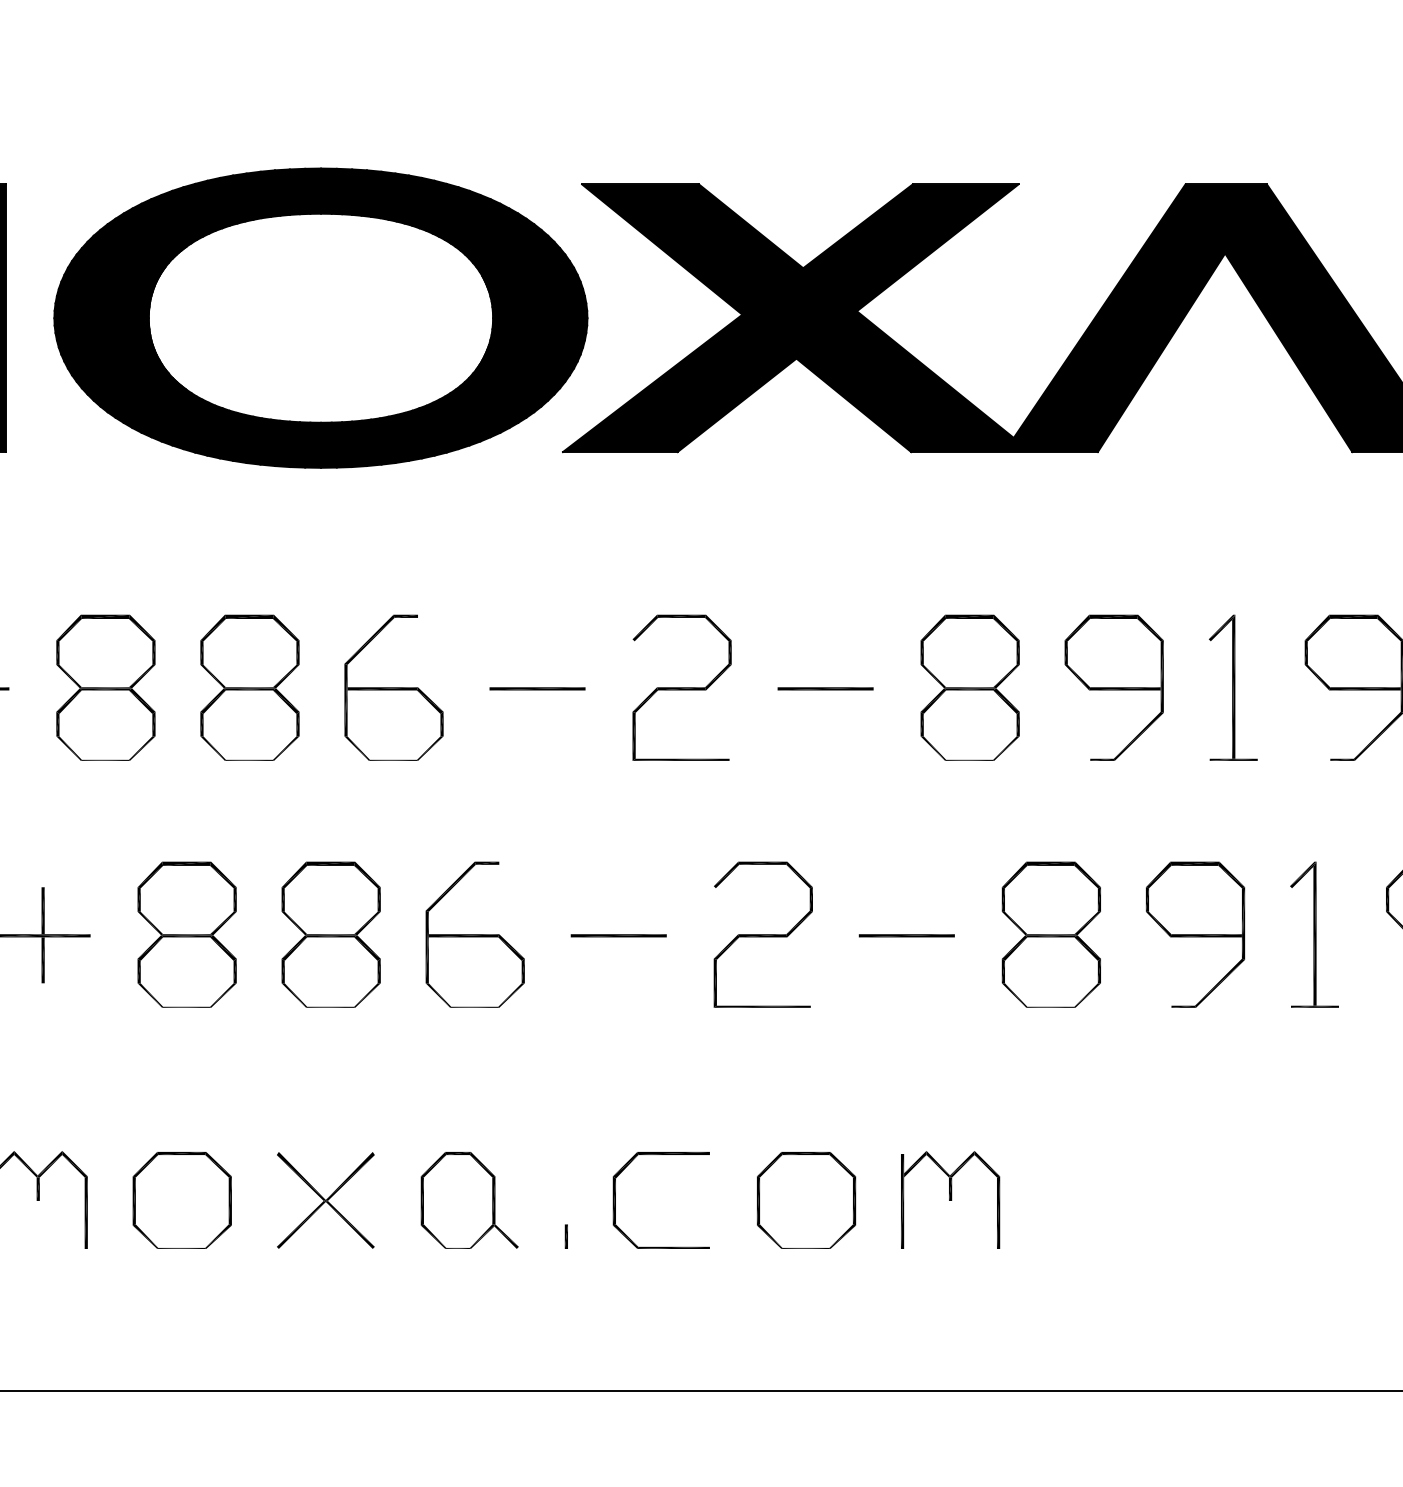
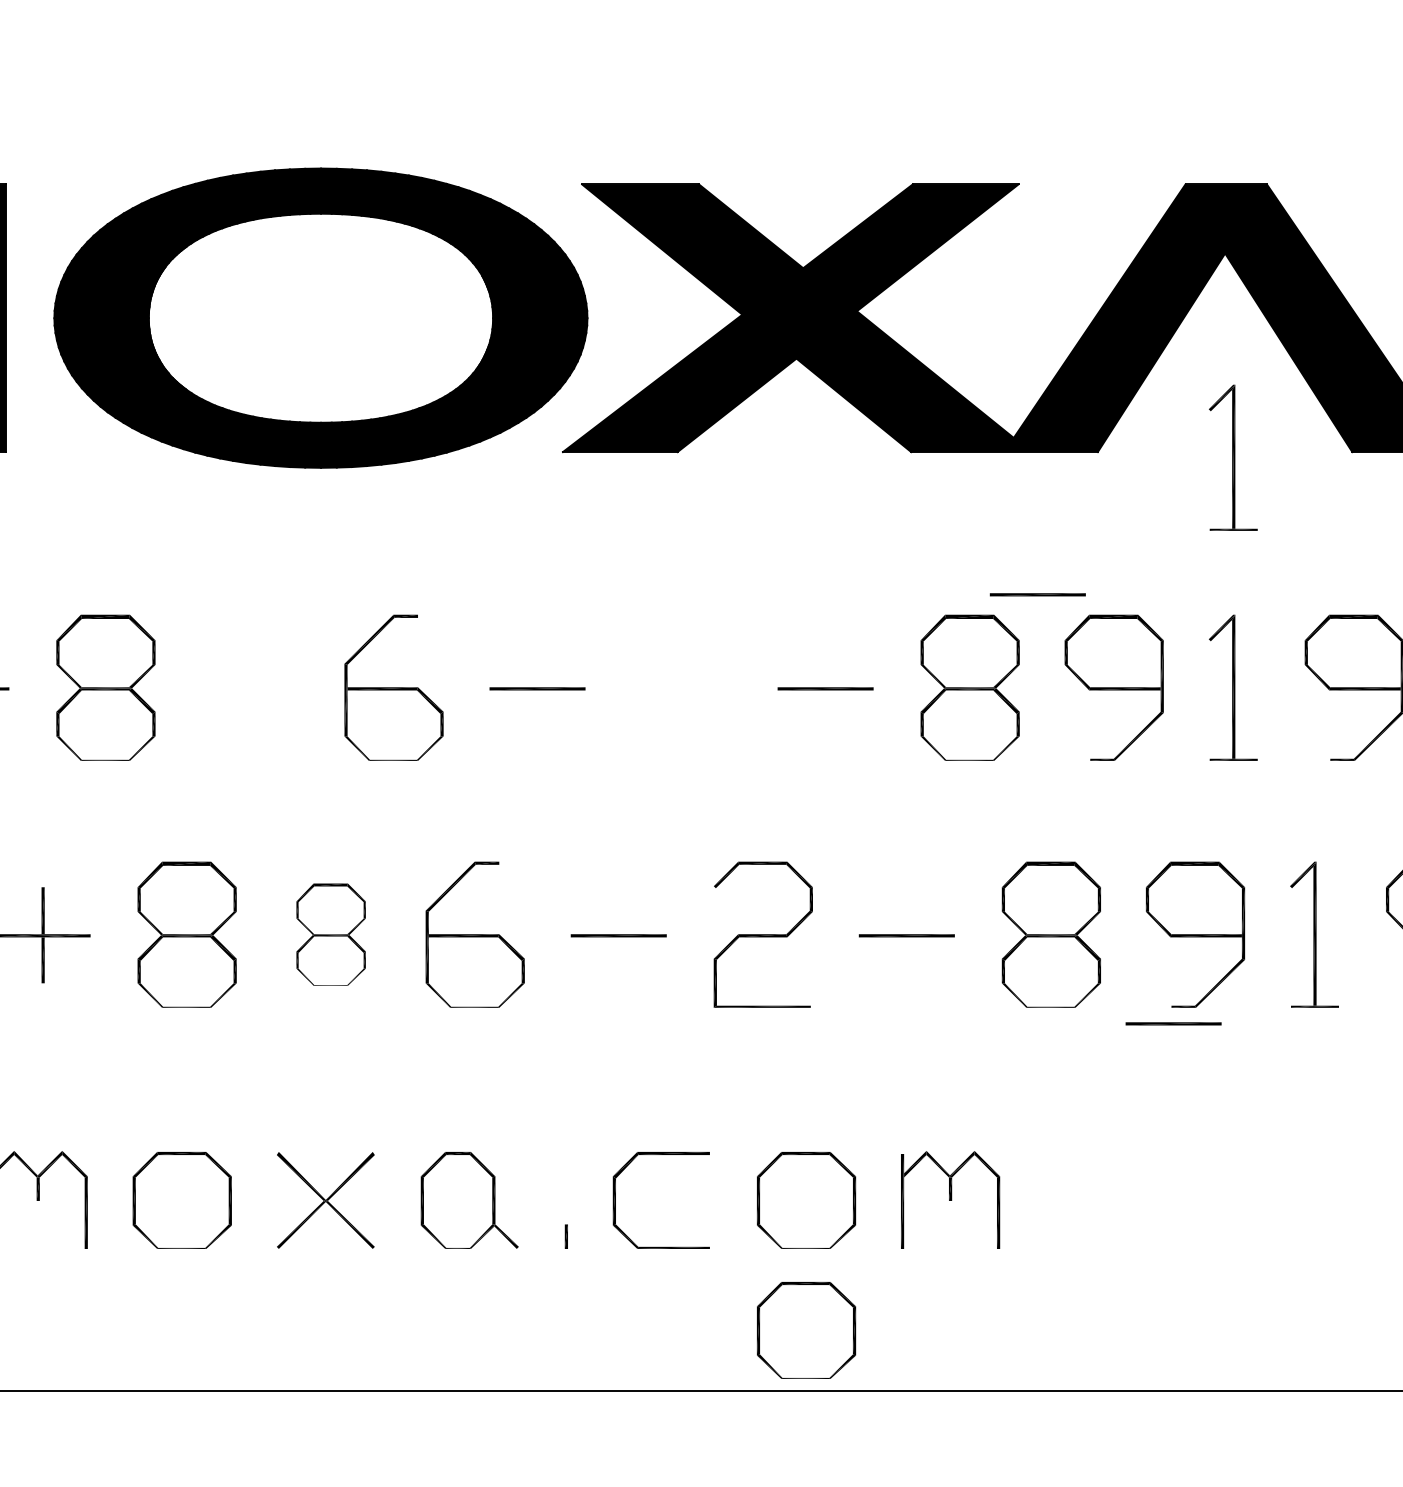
part: none -> present (1233, 457)
line: none -> present (1037, 594)
part: present -> none (249, 687)
part: present -> none (681, 687)
part size: 100x147 px -> 70x103 px (330, 934)
line: none -> present (1173, 1023)
part: none -> present (806, 1330)
